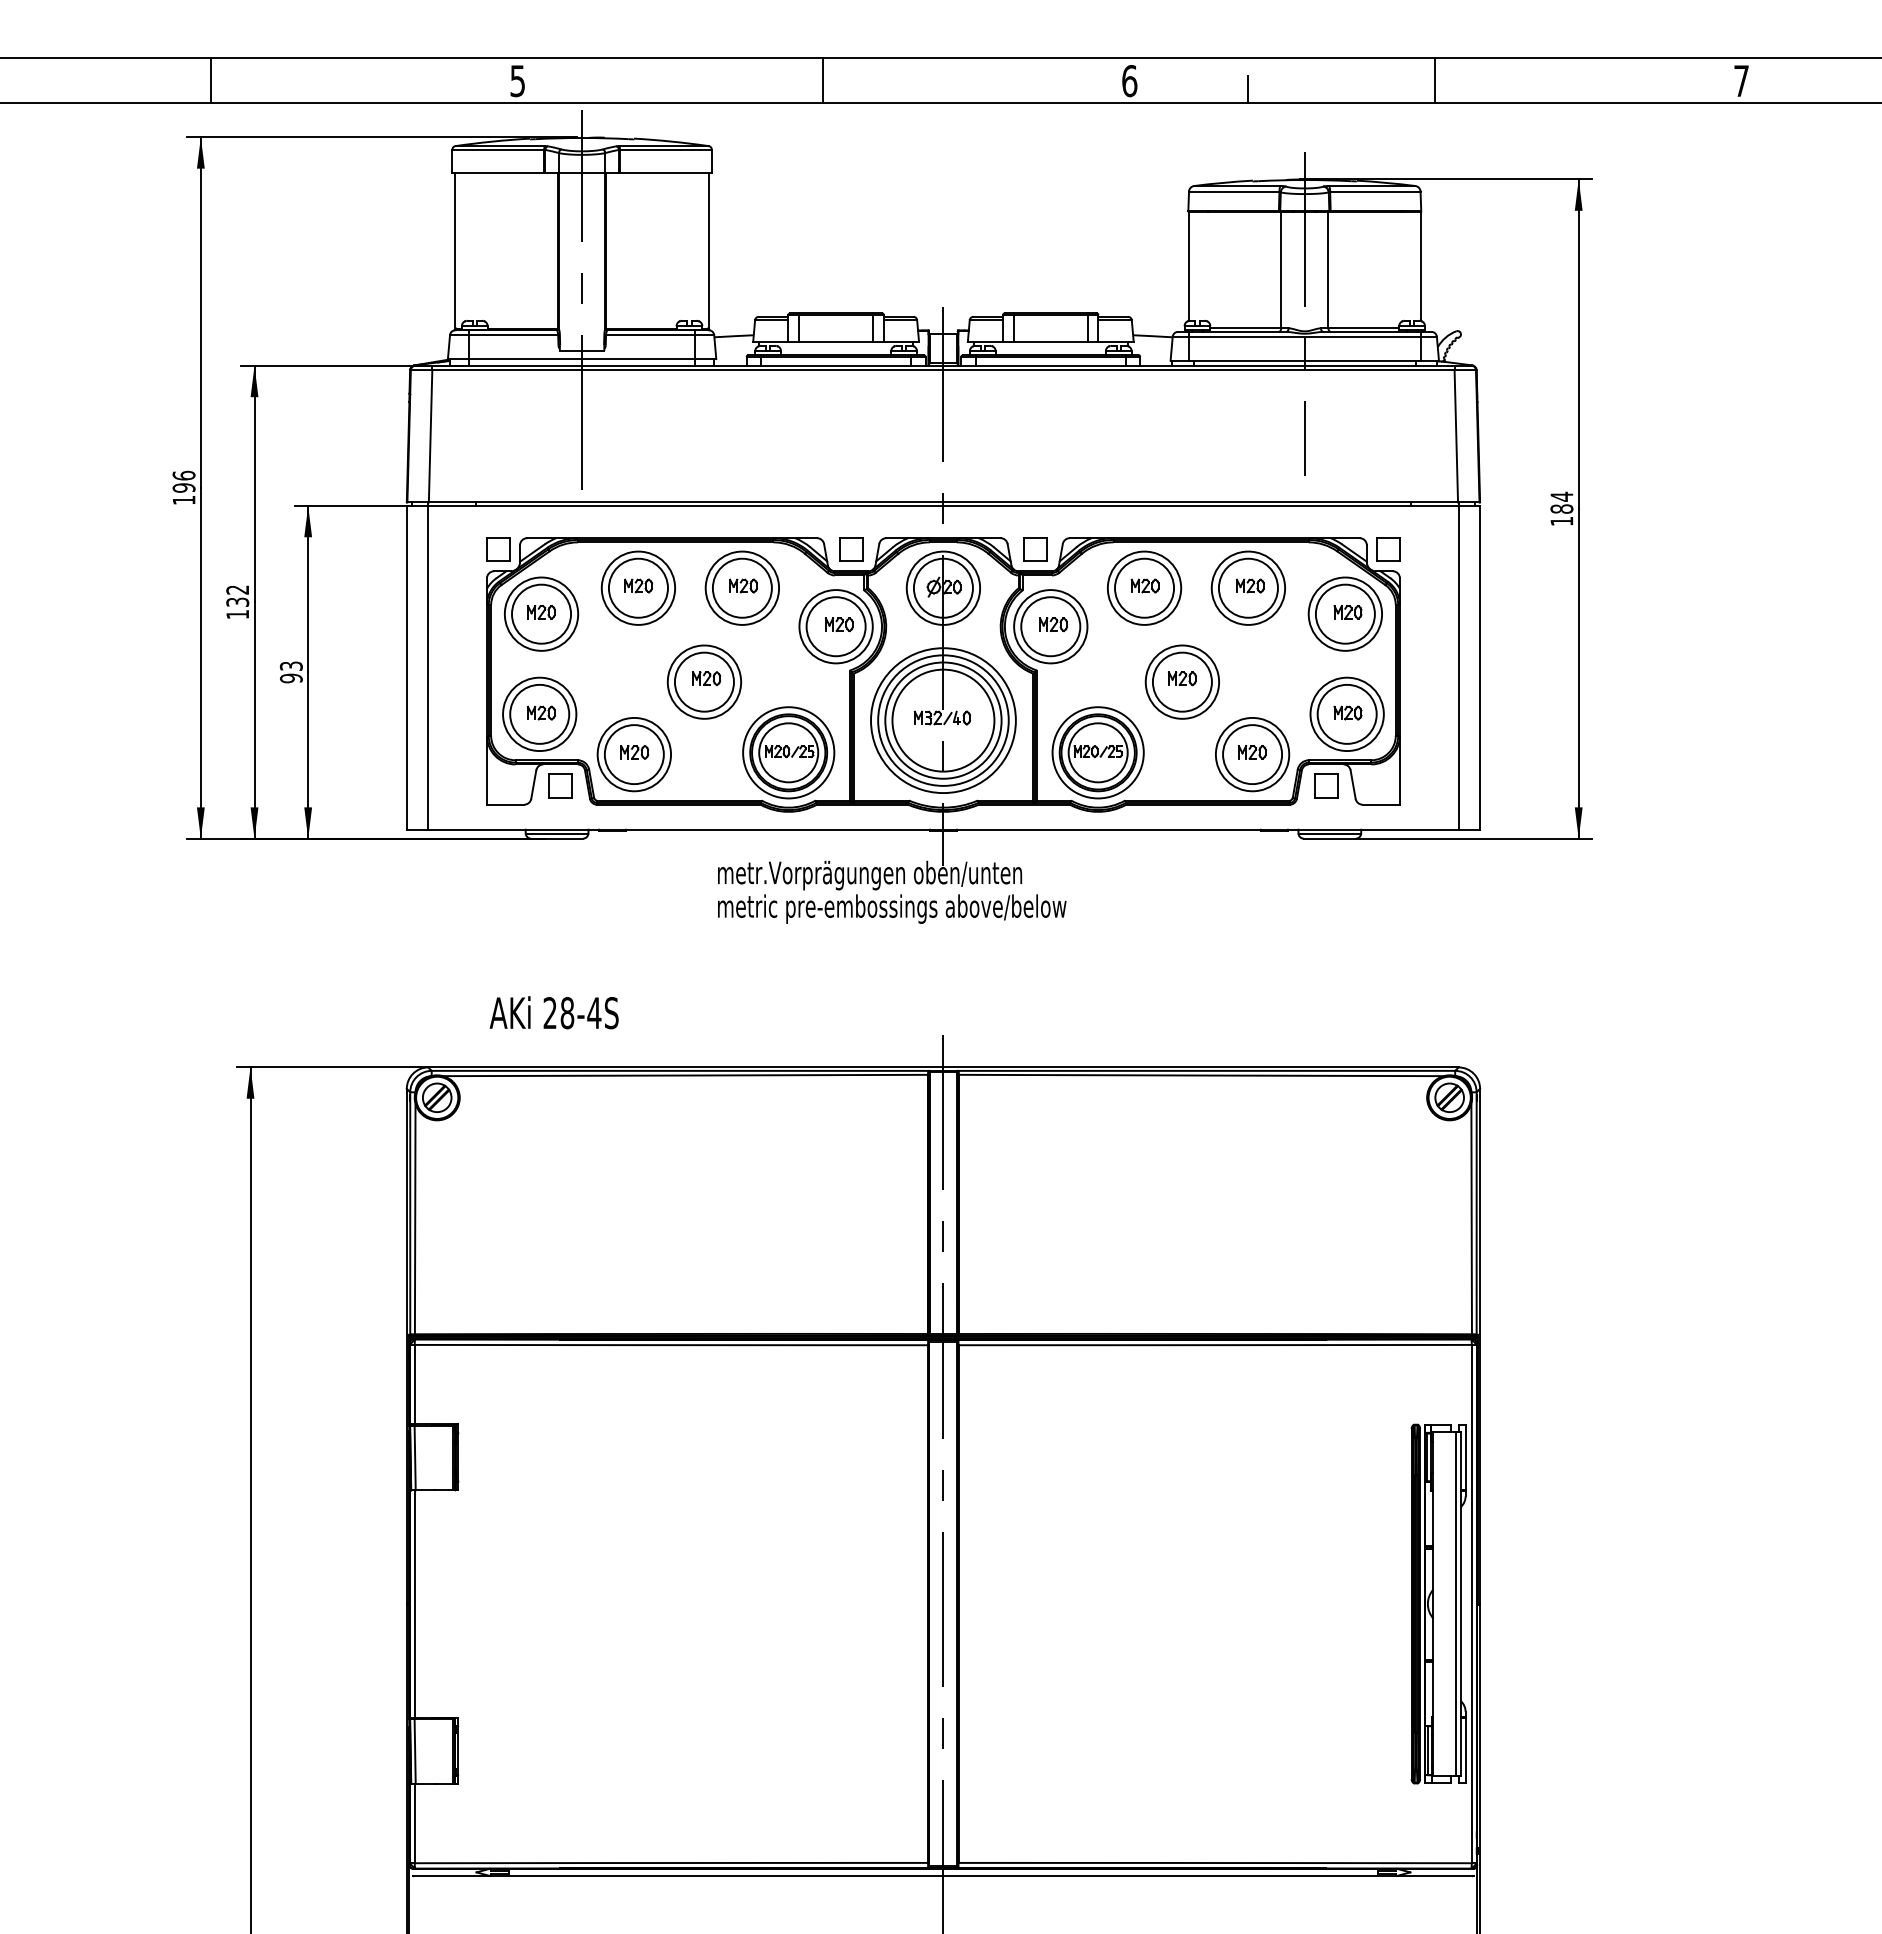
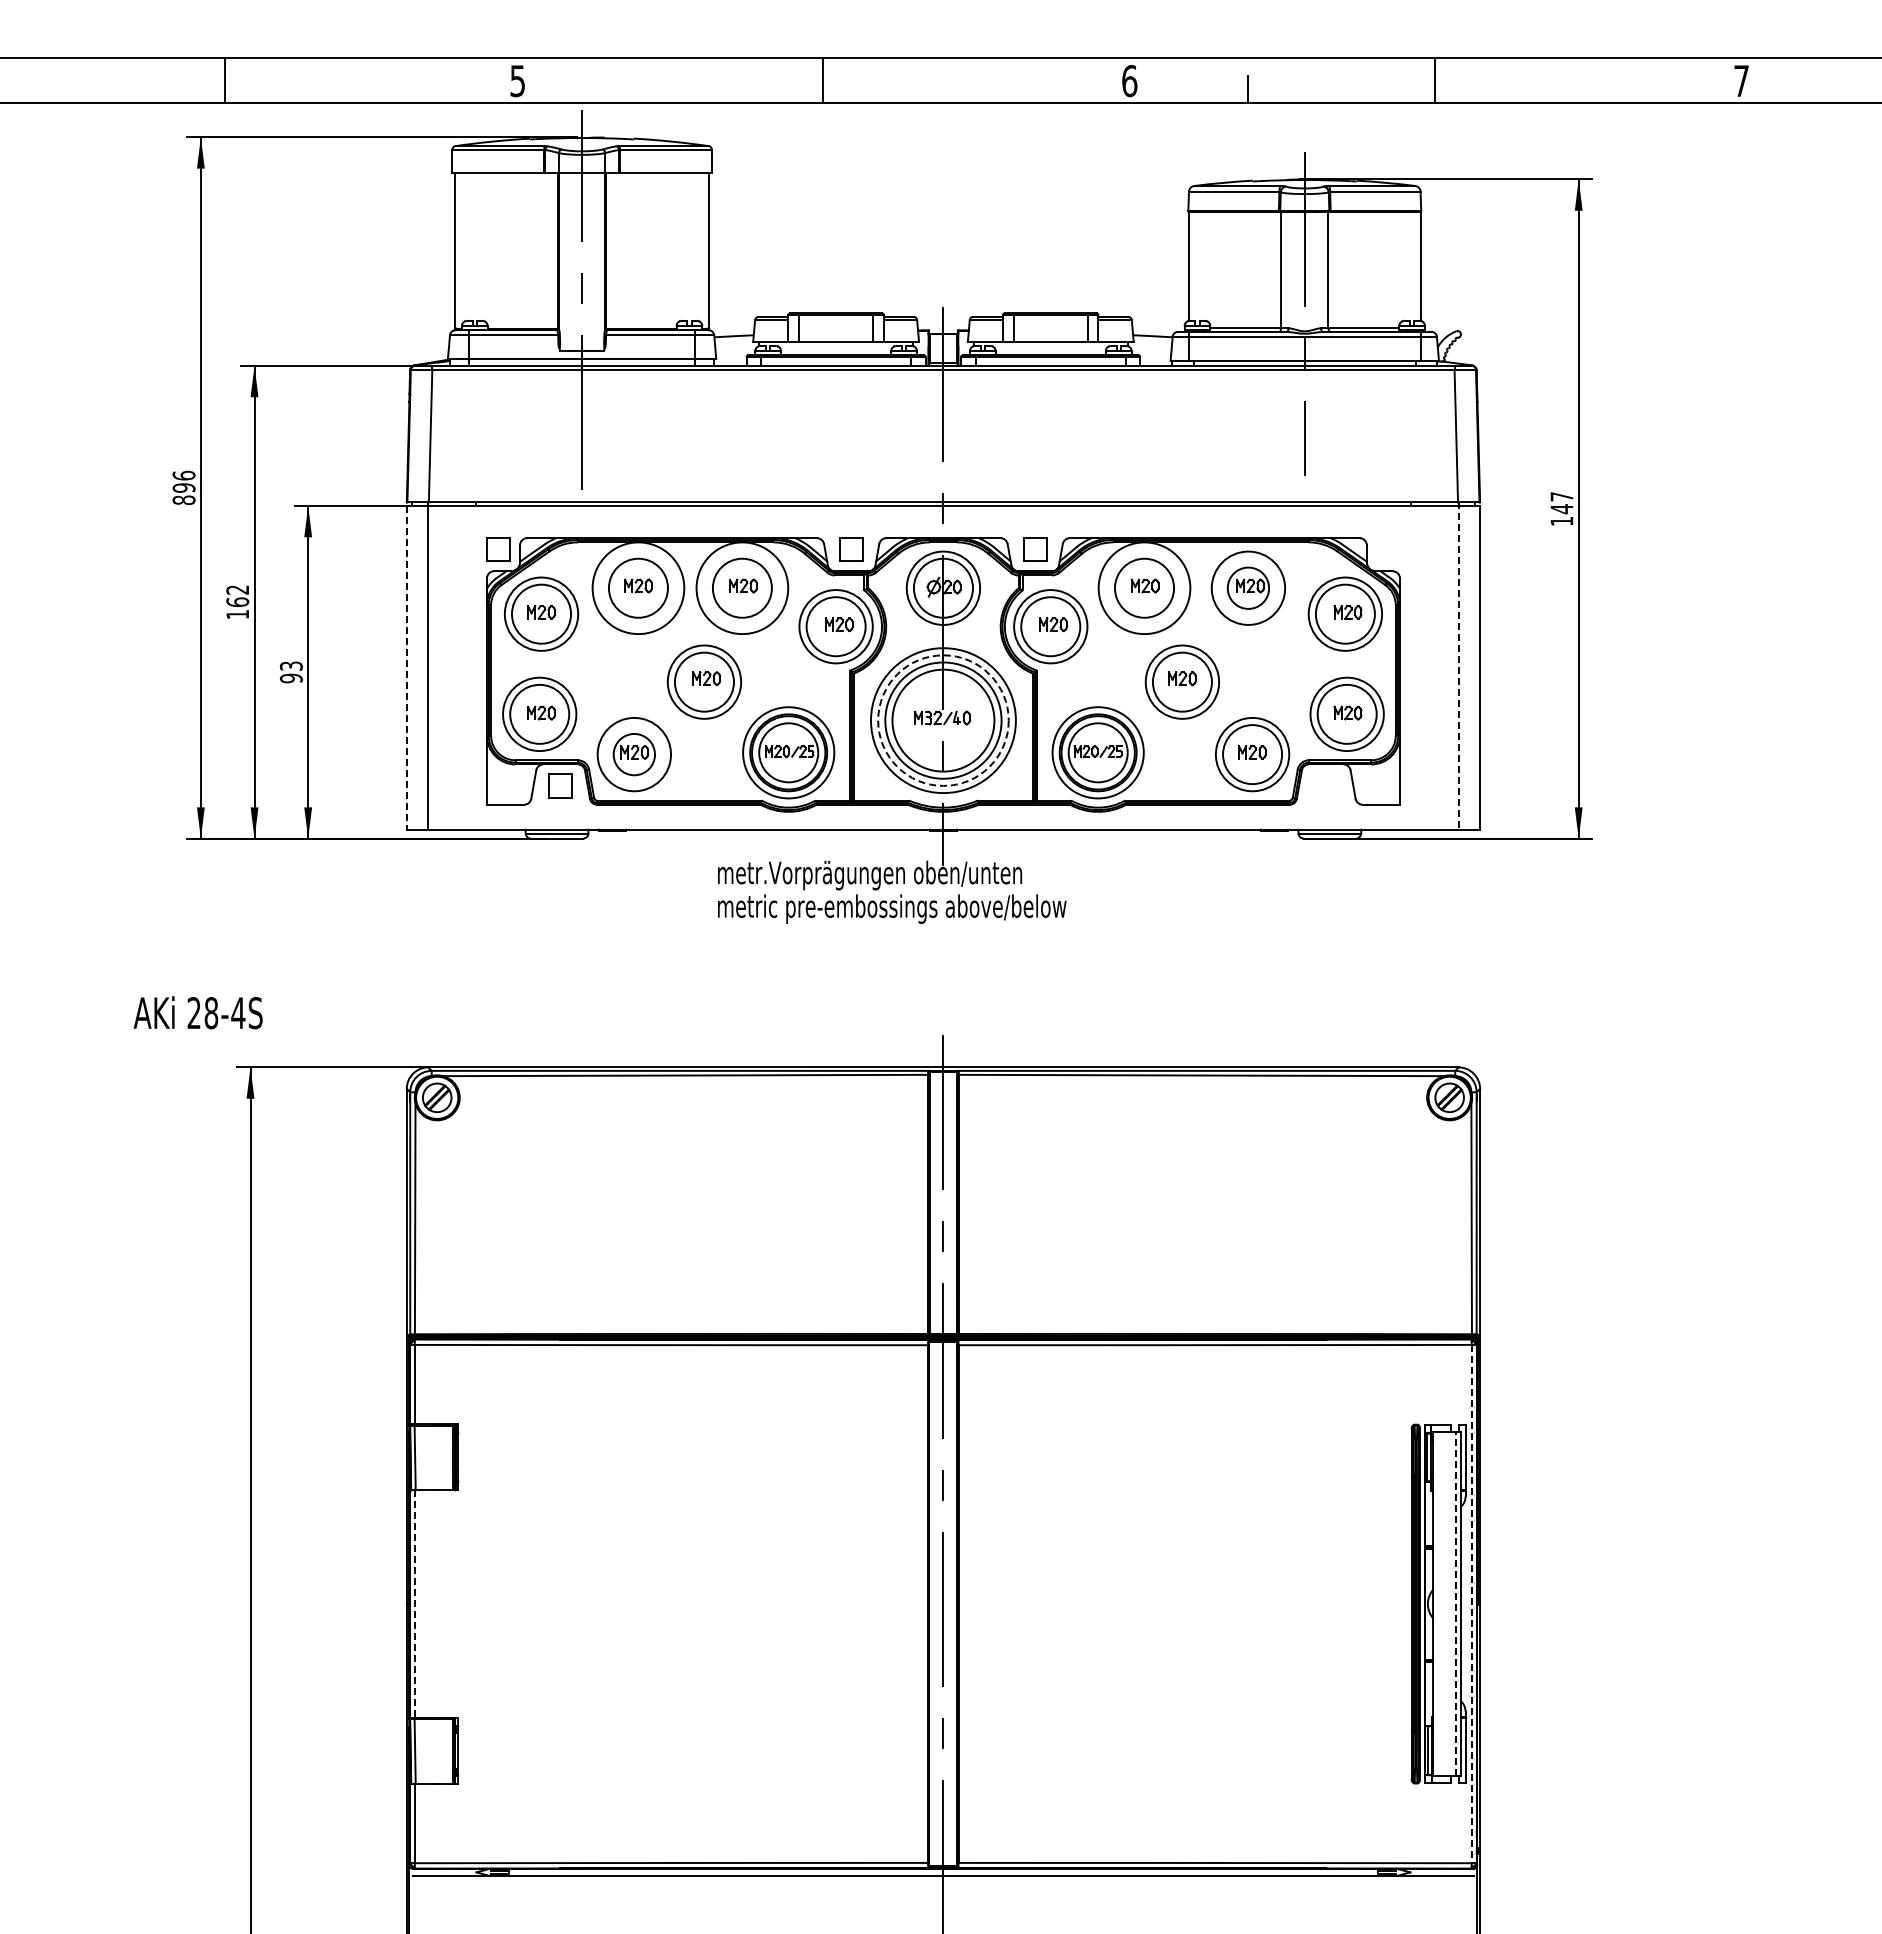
line position: (210, 80) -> (224, 80) (224, 80)
text: 196 -> 896 (183, 500)
text: 184 -> 147 (1561, 502)
part: present -> none (1388, 549)
circle diameter: 73 px -> 92 px (638, 588)
circle diameter: 73 px -> 92 px (742, 588)
circle diameter: 73 px -> 92 px (1144, 588)
circle diameter: 59 px -> 41 px (1248, 587)
text: 132 -> 162 (237, 601)
line: solid -> dashed (1458, 666)
line: solid -> dashed (406, 667)
circle: solid -> dashed (943, 720)
circle diameter: 59 px -> 41 px (634, 754)
part: present -> none (1326, 785)
text position: (553, 1012) -> (197, 1012) (197, 1012)
line: solid -> dashed (414, 1604)
line: solid -> dashed (1456, 1604)
line: solid -> dashed (1471, 1604)
